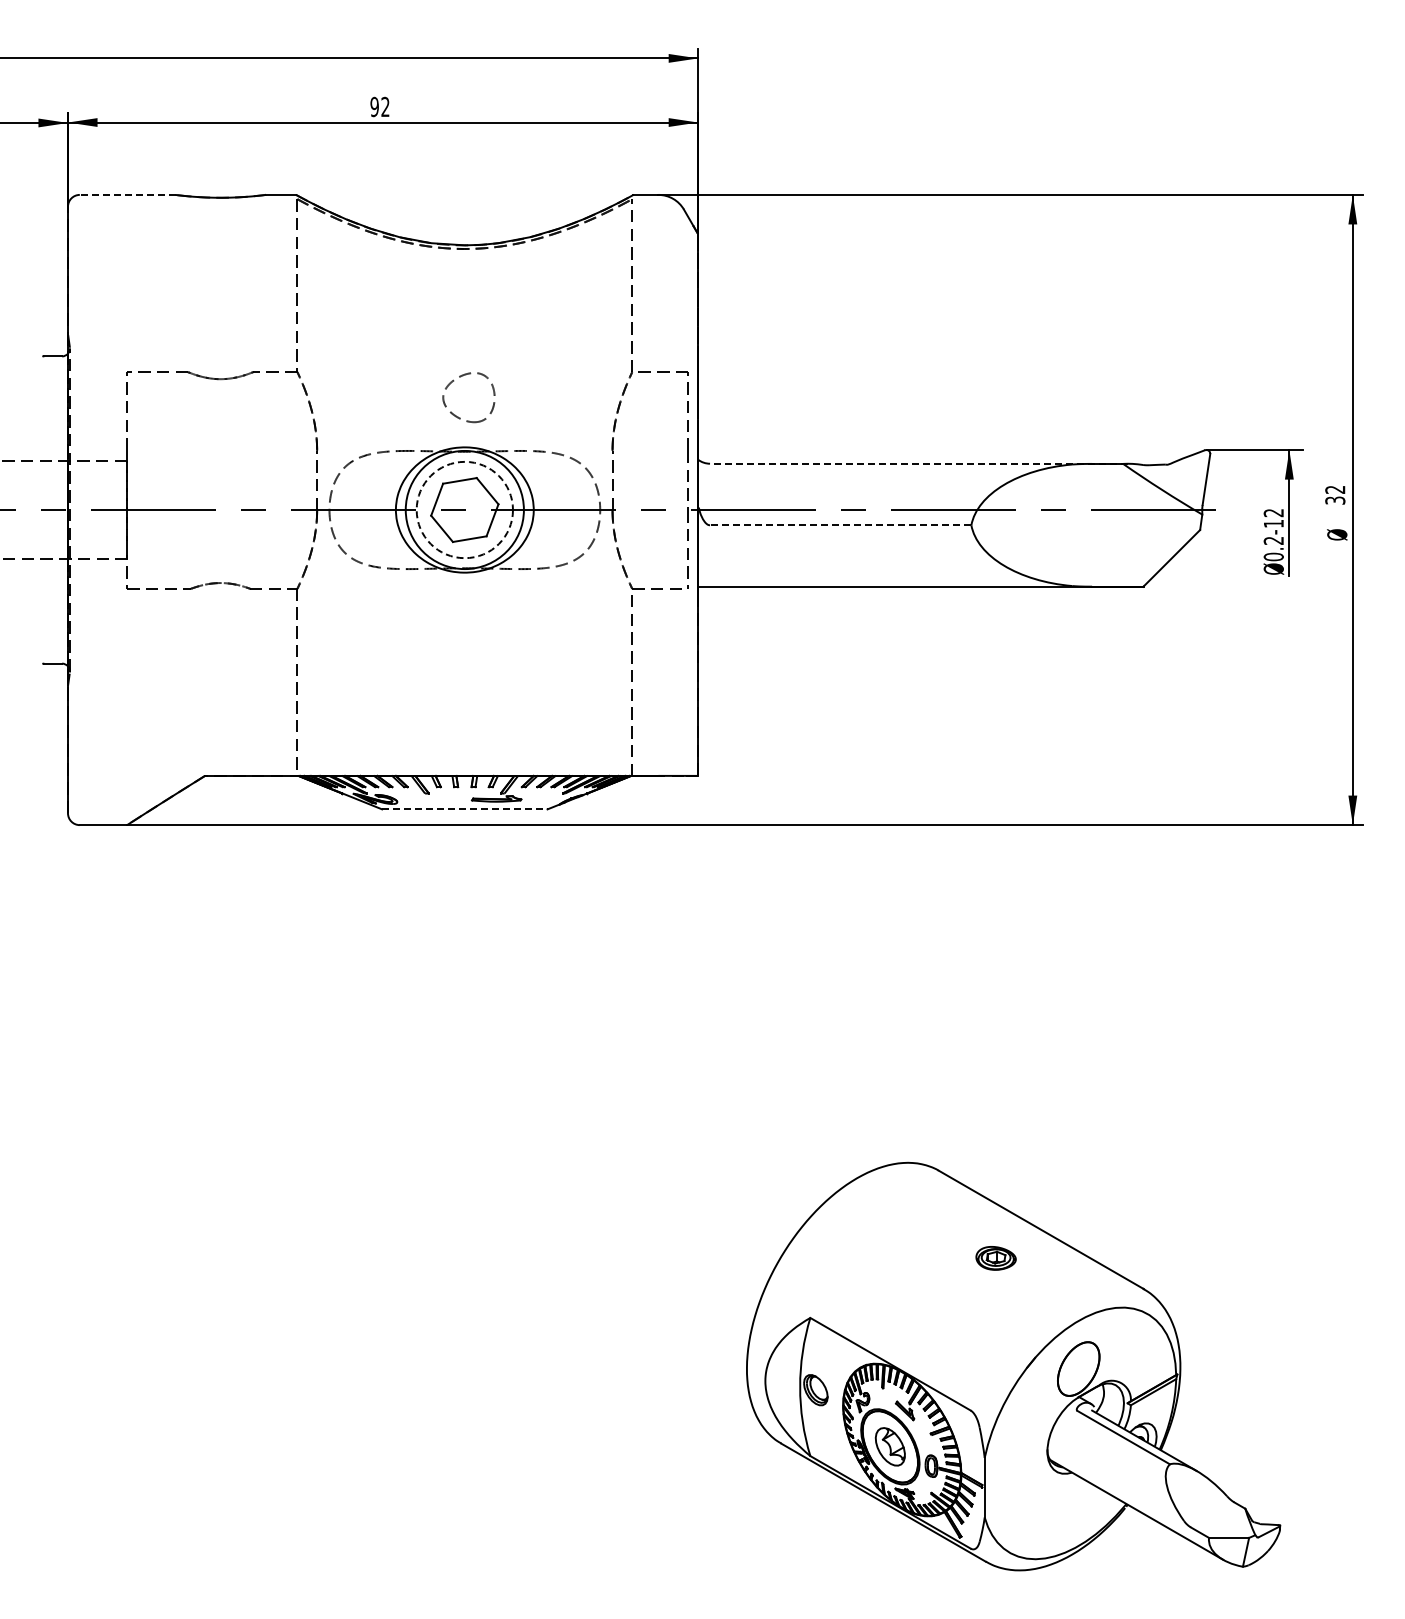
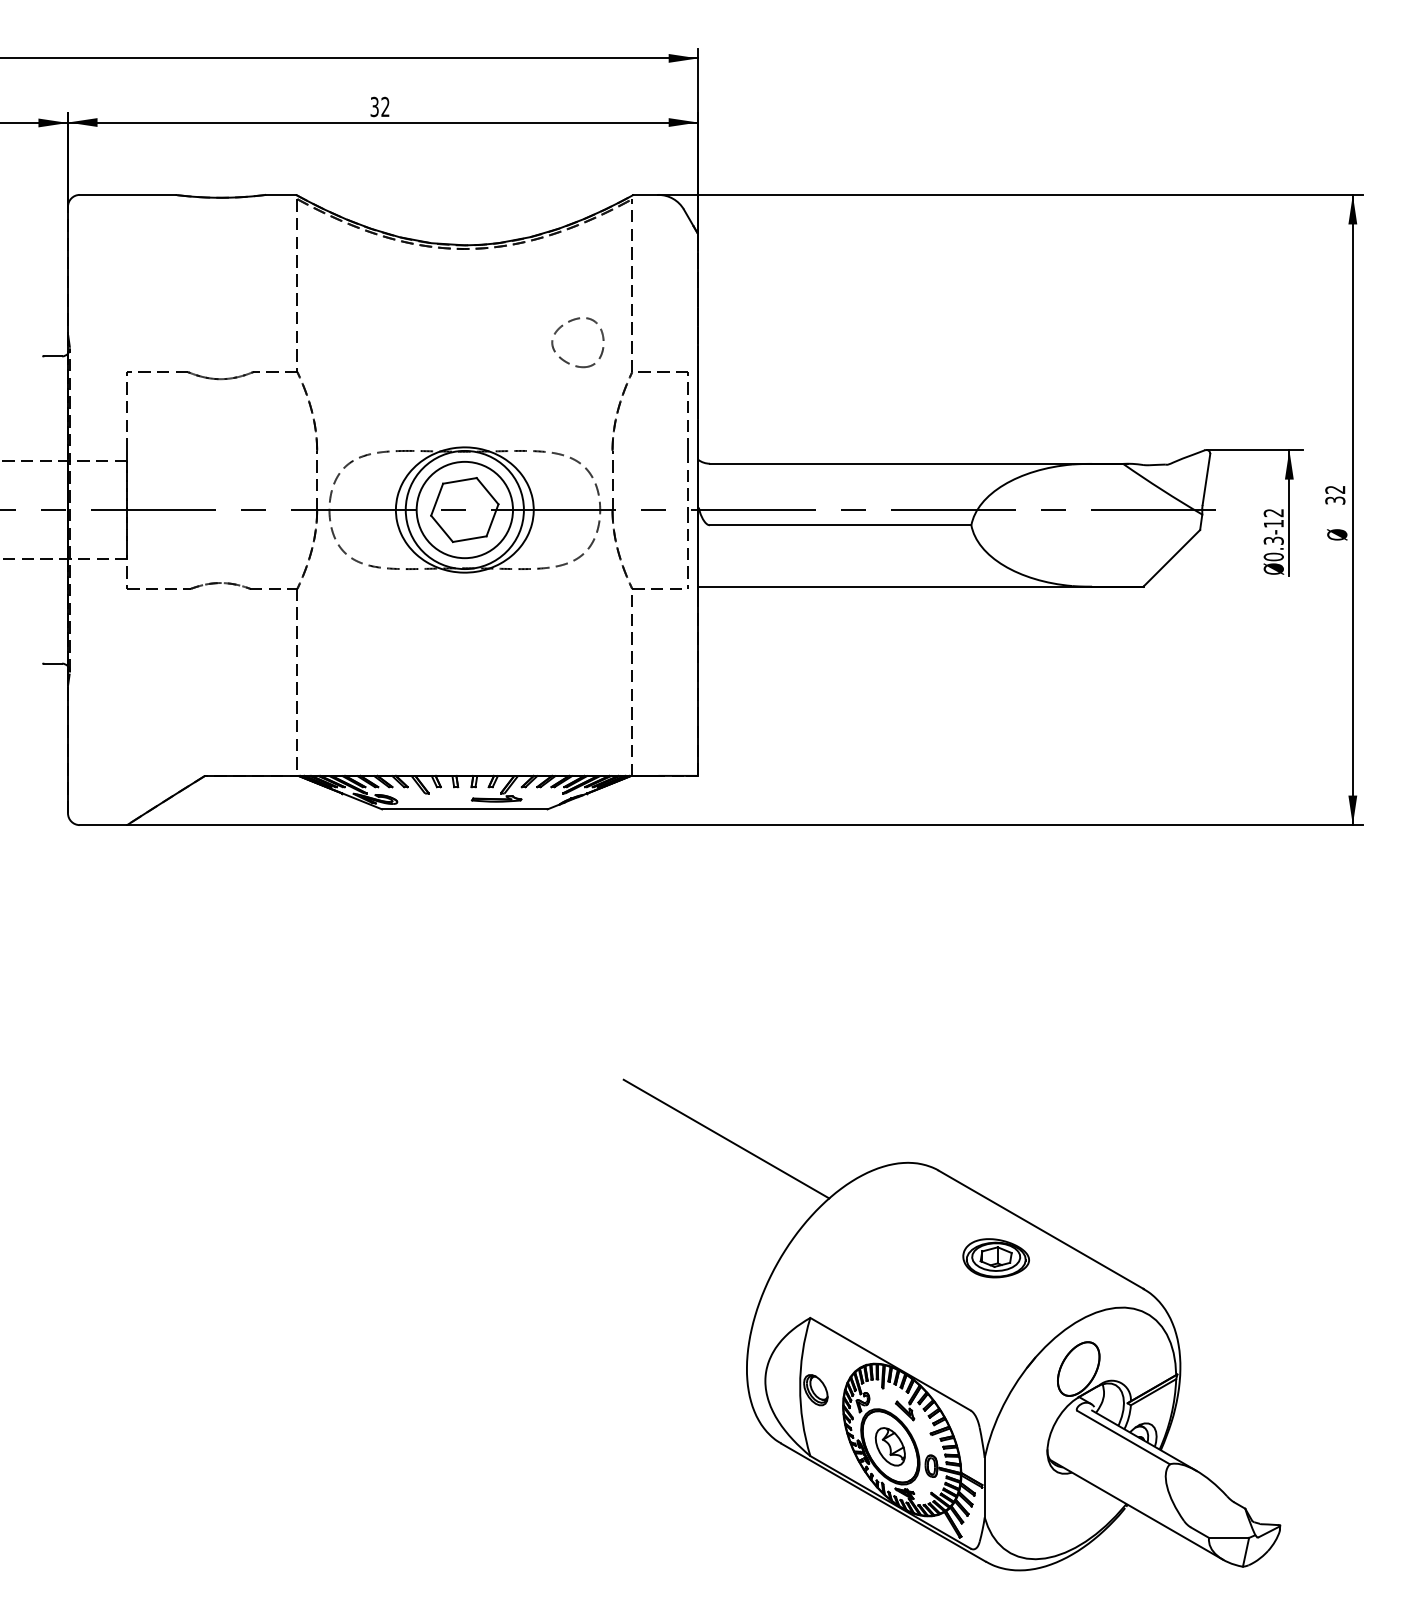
text: 92 -> 32 (374, 106)
line: dashed -> solid (127, 194)
part position: (454, 381) -> (563, 326) (563, 326)
line: dashed -> solid (918, 463)
circle: dashed -> solid (464, 509)
line: dashed -> solid (840, 525)
text: Ø0.2-12 -> Ø0.3-12 (1273, 540)
line: dashed -> solid (464, 809)
line: none -> present (726, 1138)
part size: 42x25 px -> 68x41 px (995, 1258)
